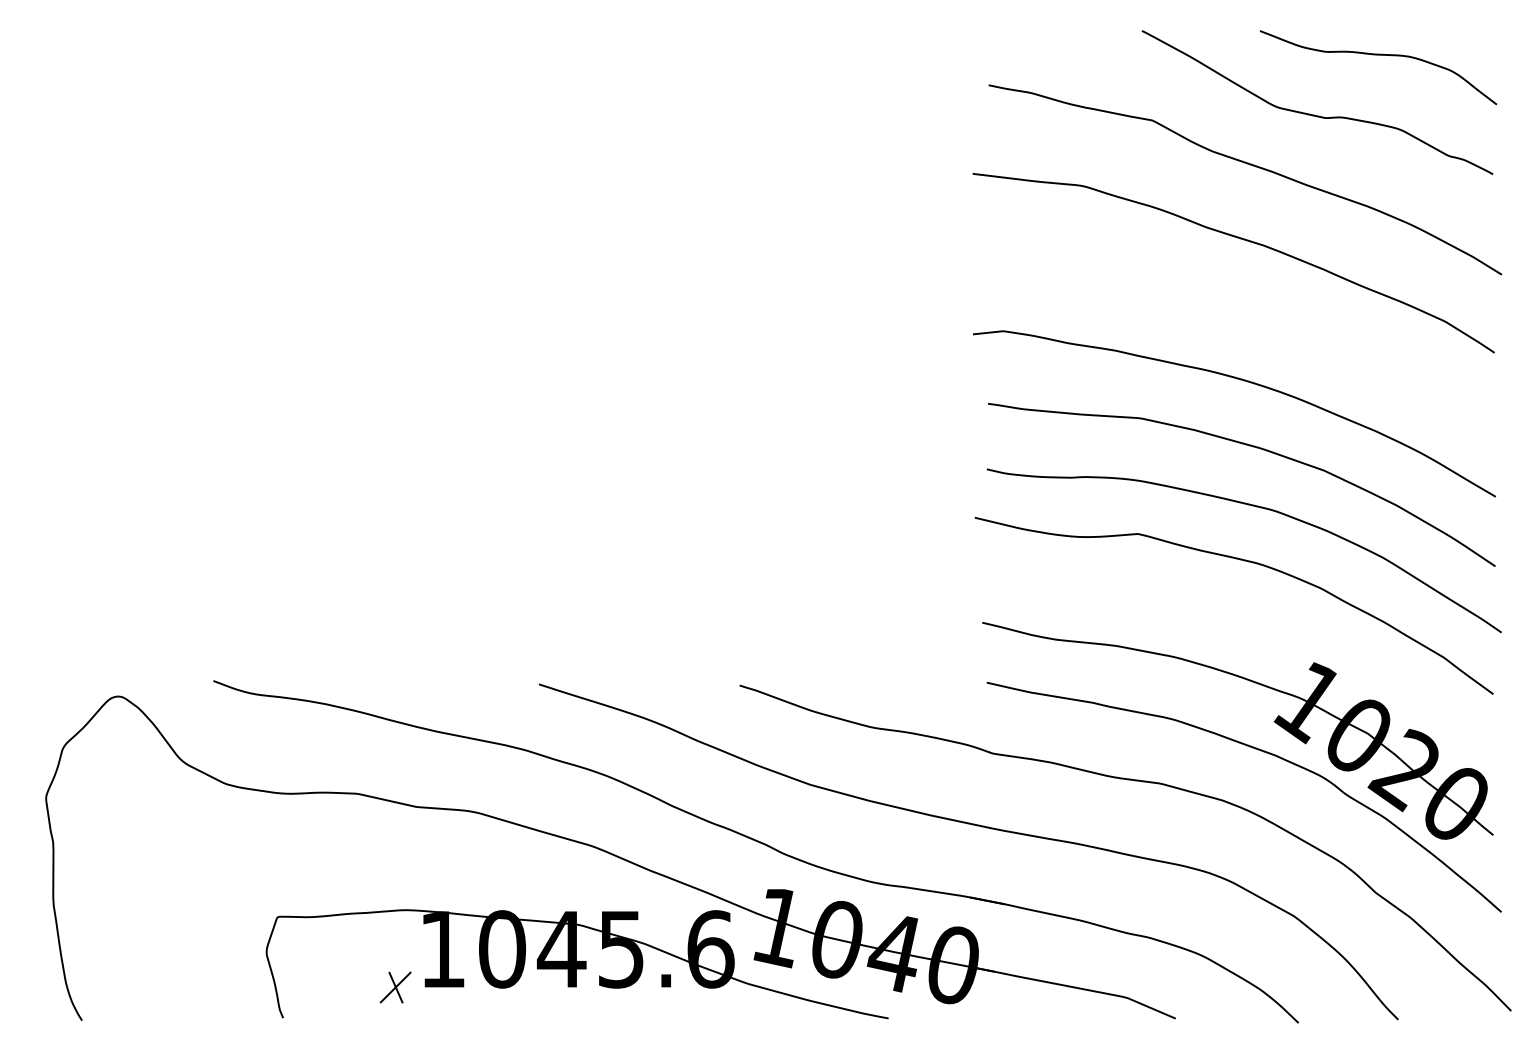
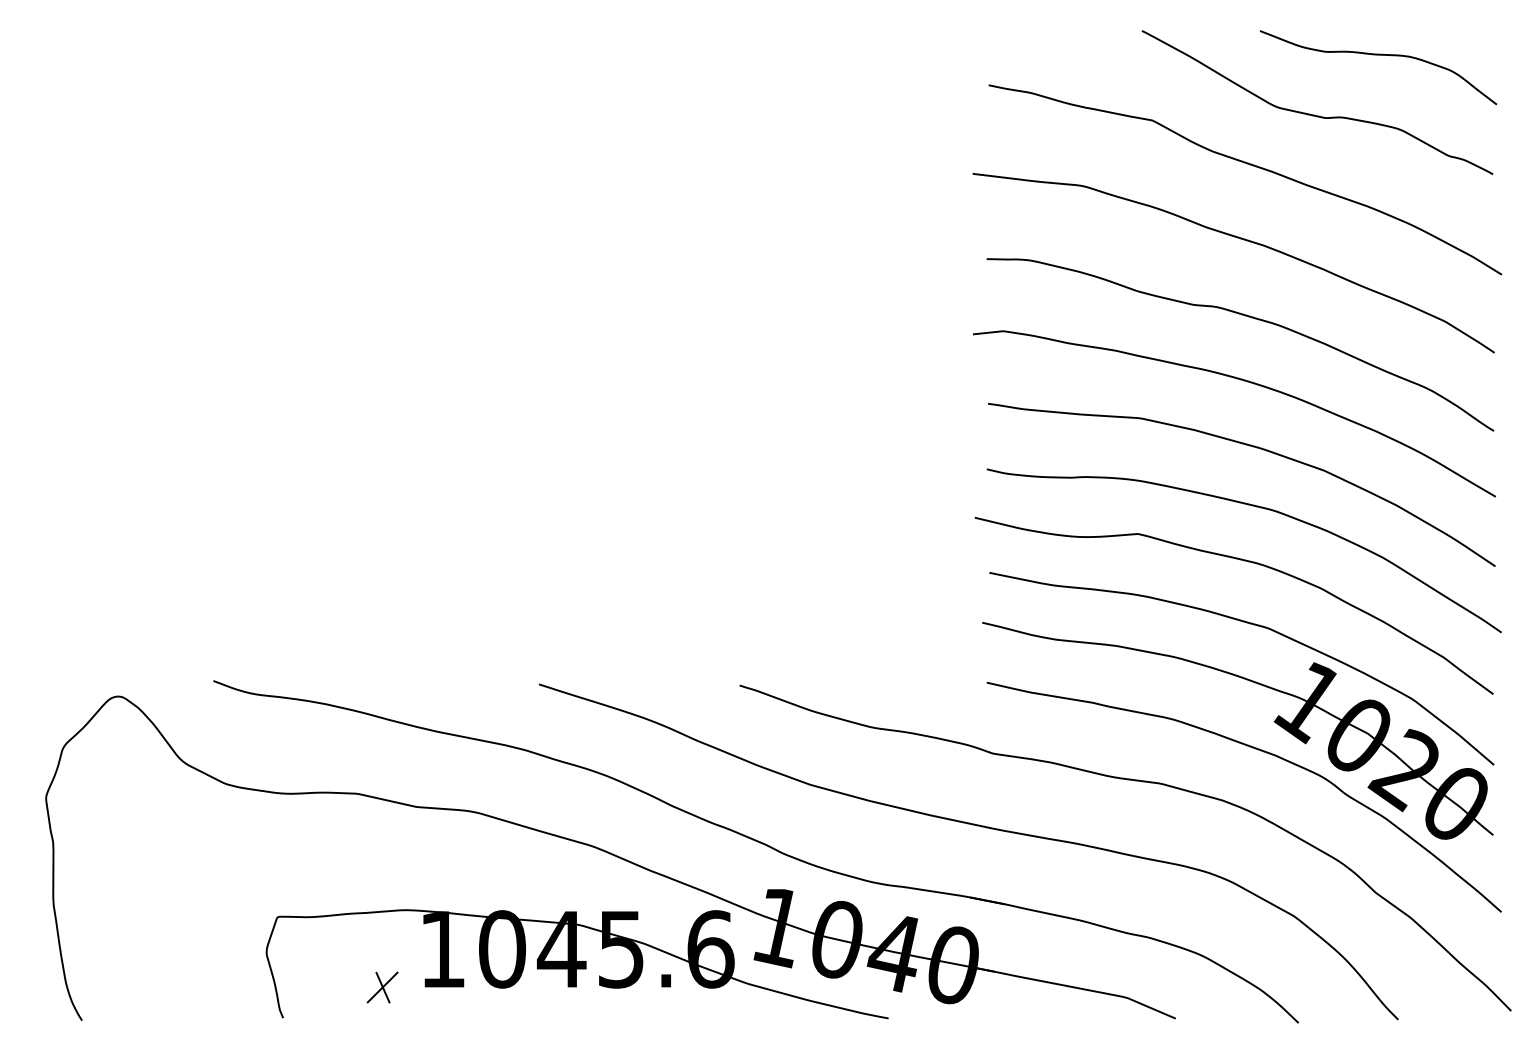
curve: none -> present (1248, 317)
curve: none -> present (1253, 625)
part position: (395, 987) -> (382, 987) (382, 987)
